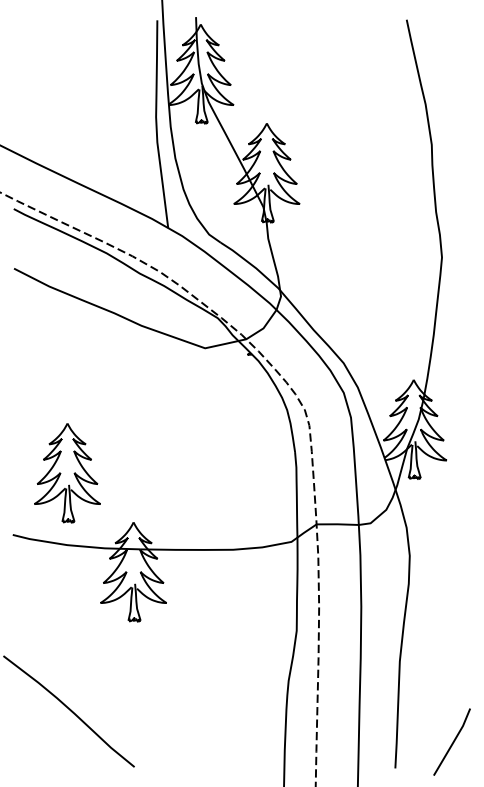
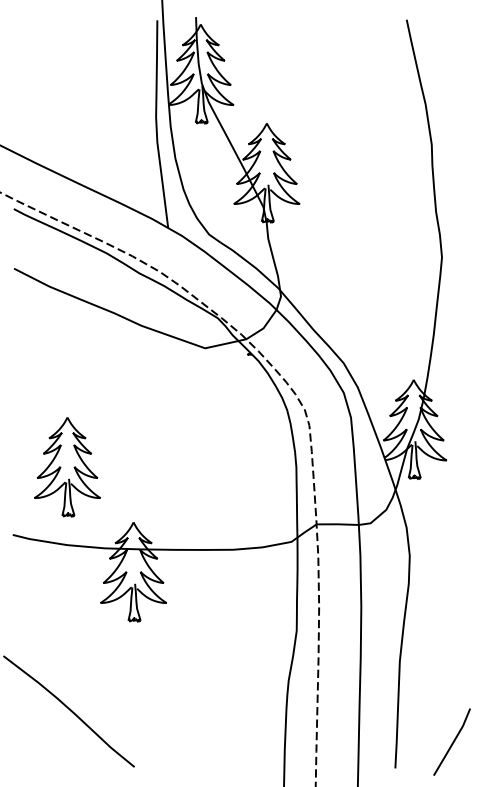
part position: (67, 473) -> (67, 467) (67, 467)
